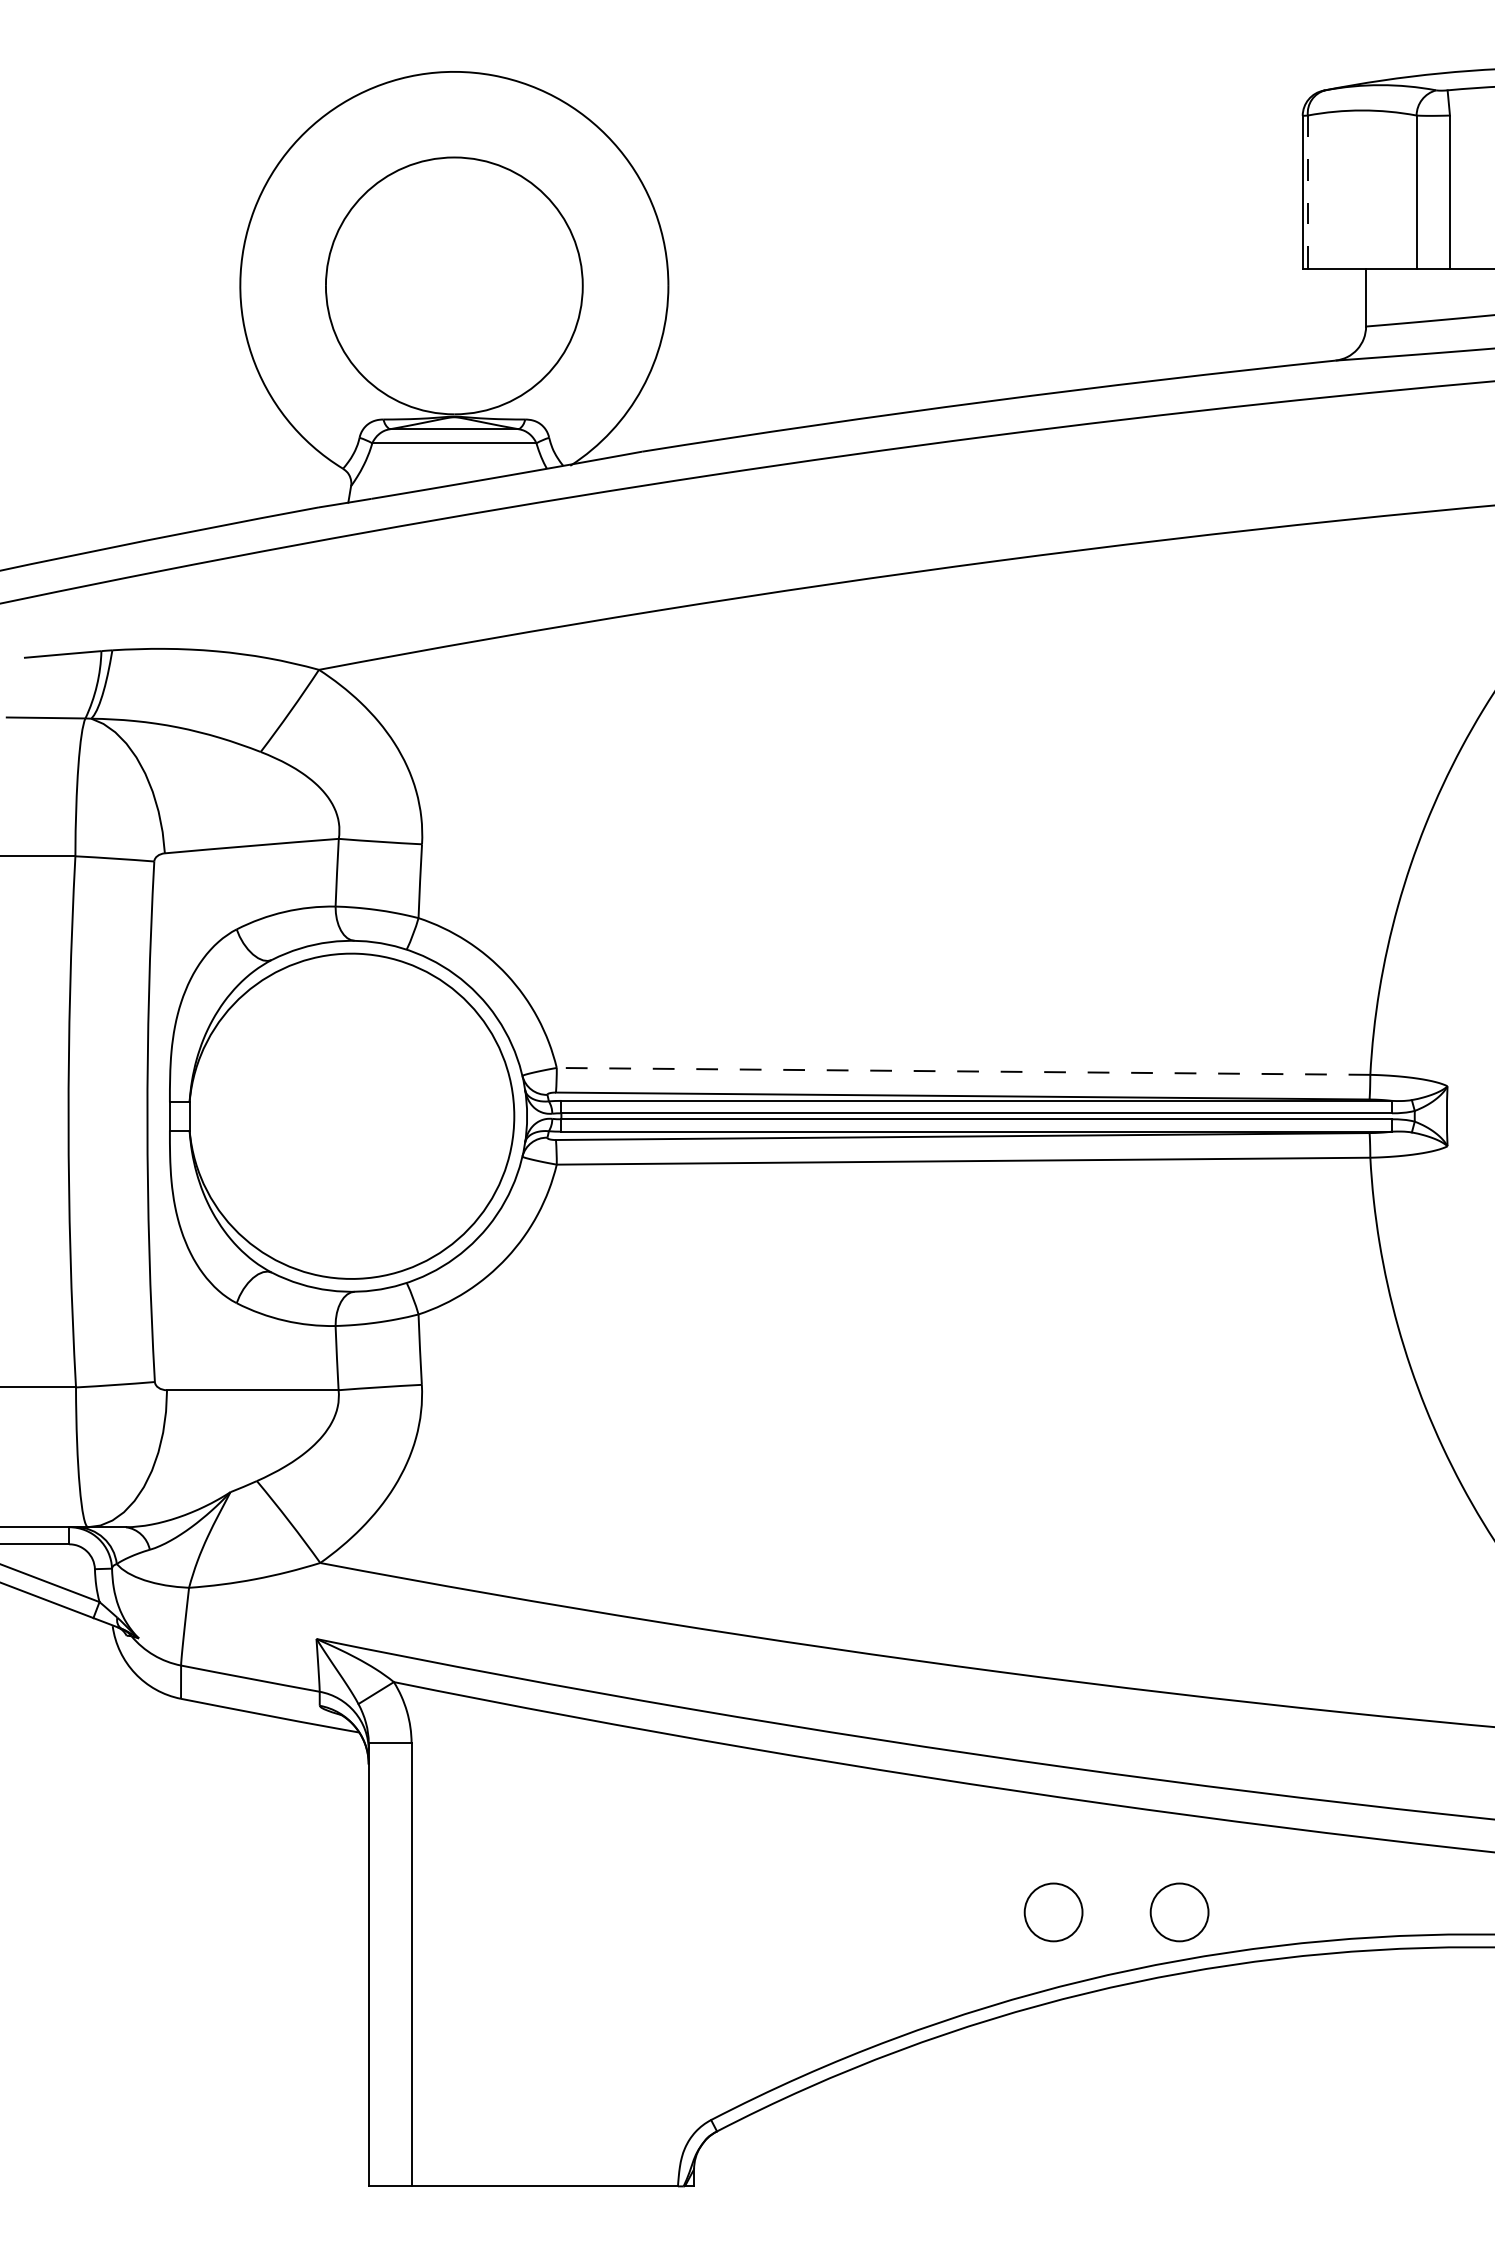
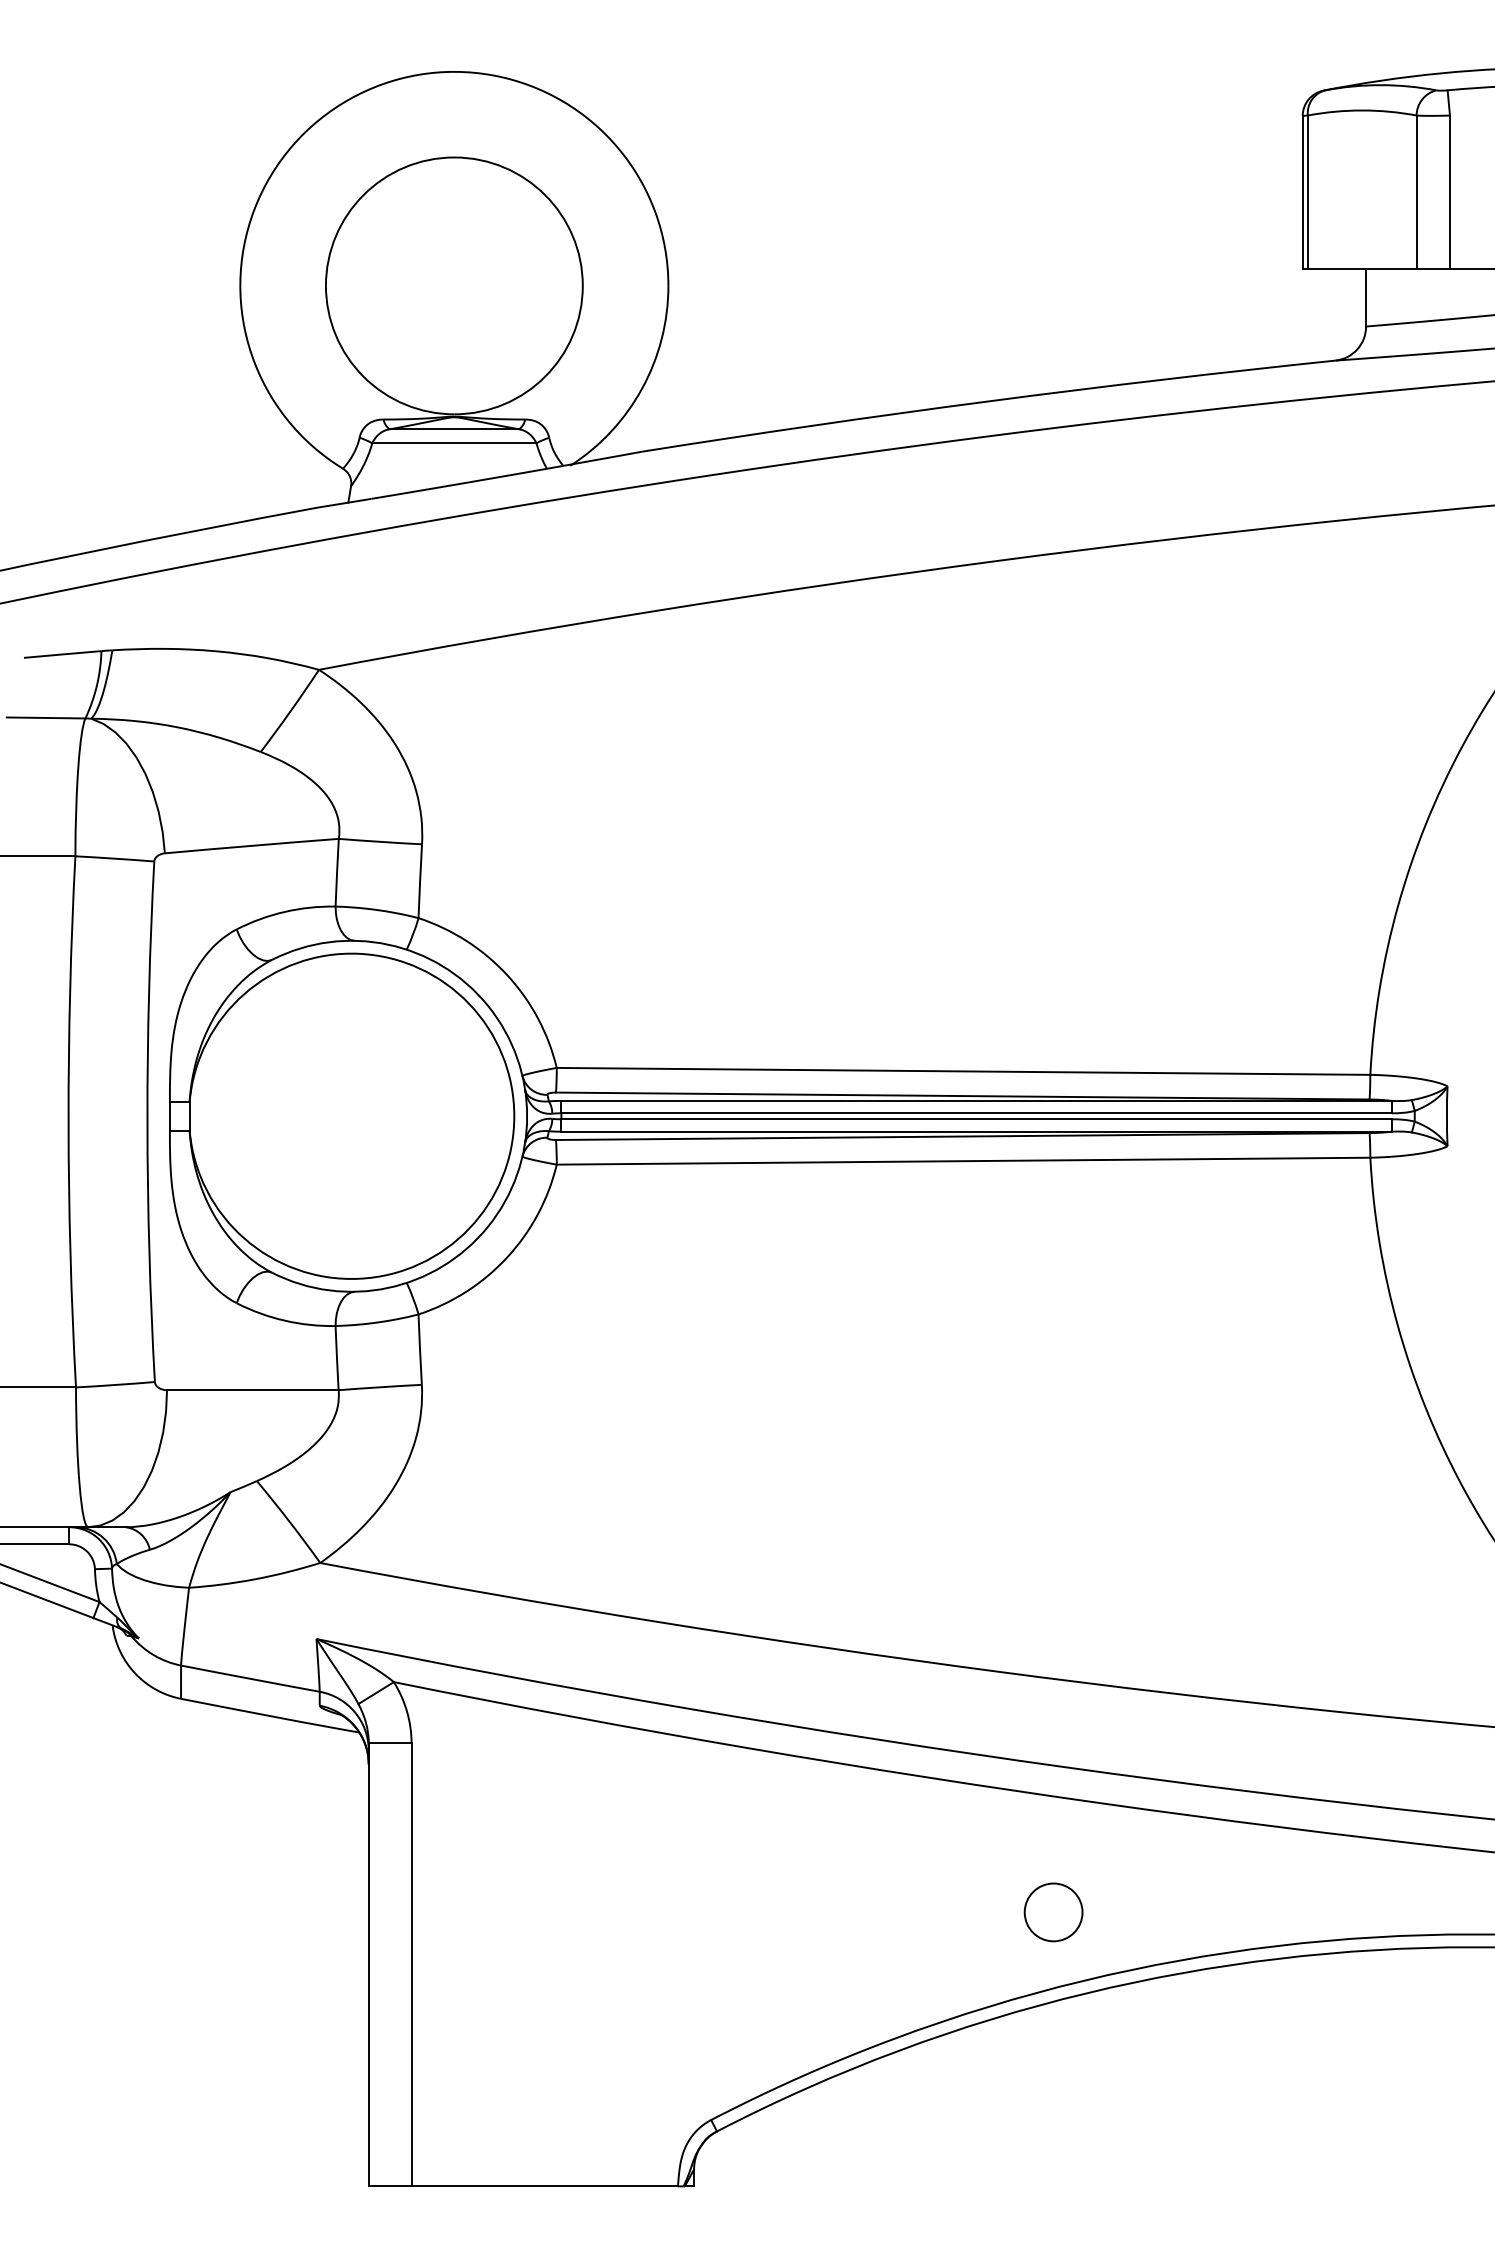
line: dashed -> solid (1307, 192)
line: dashed -> solid (964, 1071)
circle: present -> none (1179, 1912)
